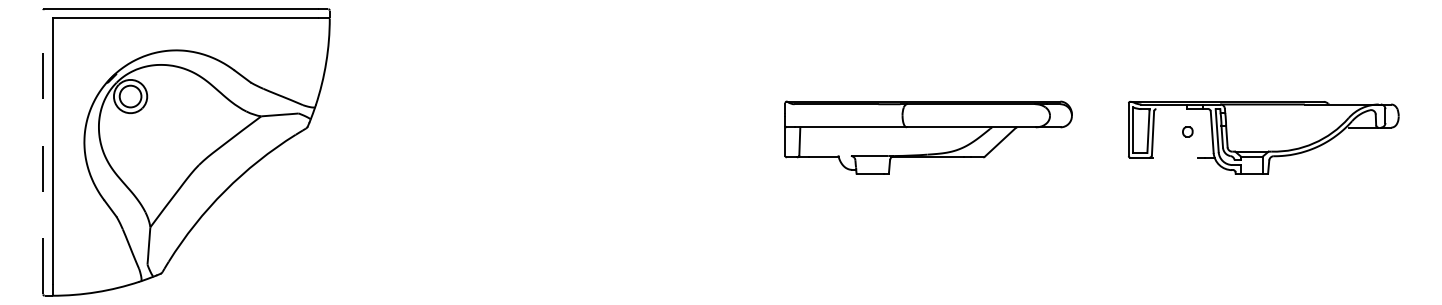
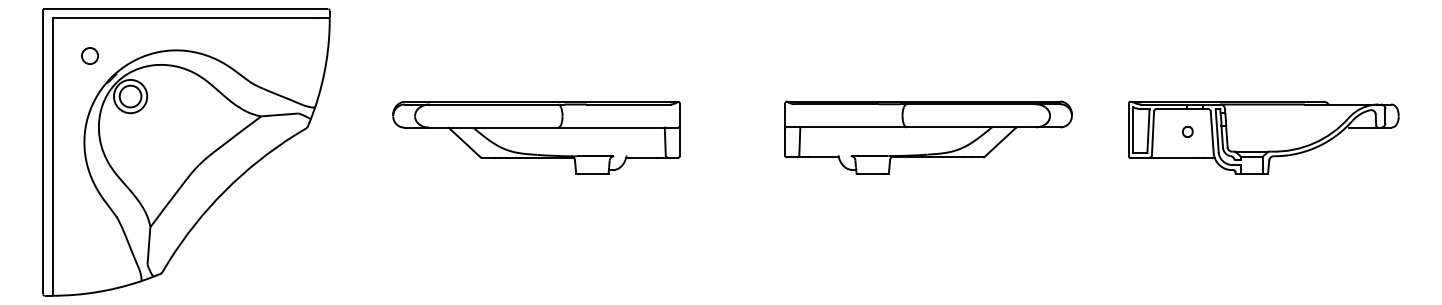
circle: none -> present (89, 55)
line: none -> present (1171, 109)
part: none -> present (536, 137)
line: dashed -> solid (43, 146)
line: none -> present (1175, 157)
